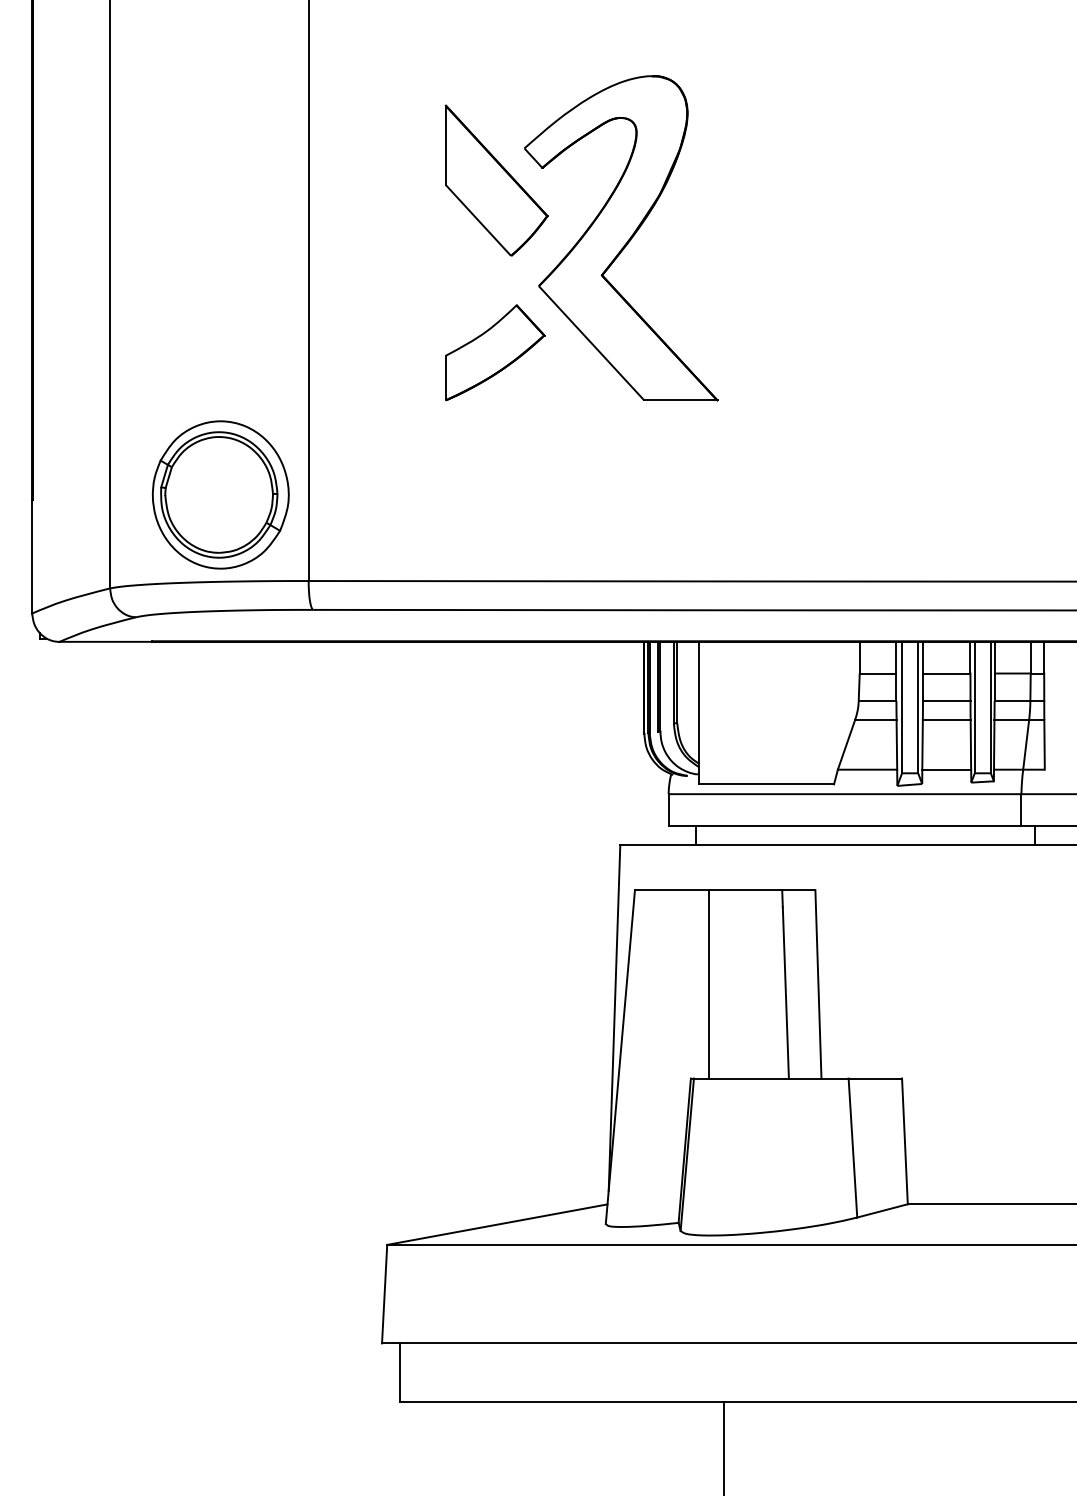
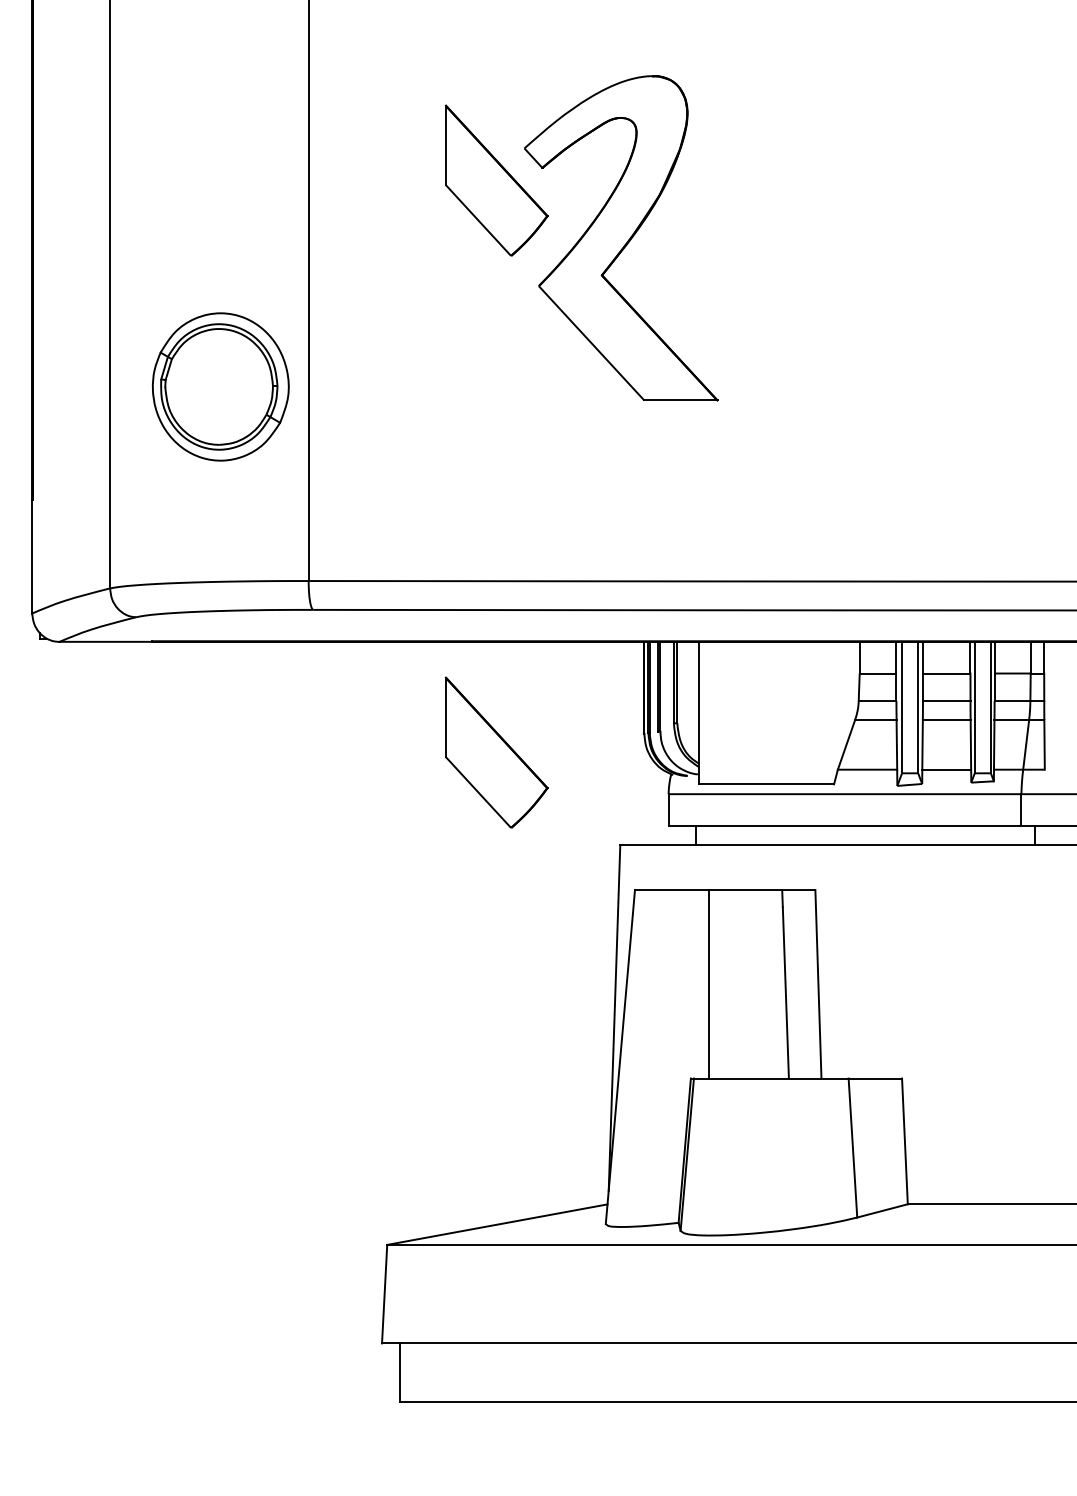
part: present -> none (495, 352)
part position: (220, 494) -> (220, 386) (220, 386)
part: none -> present (496, 752)
line: present -> none (723, 1446)
